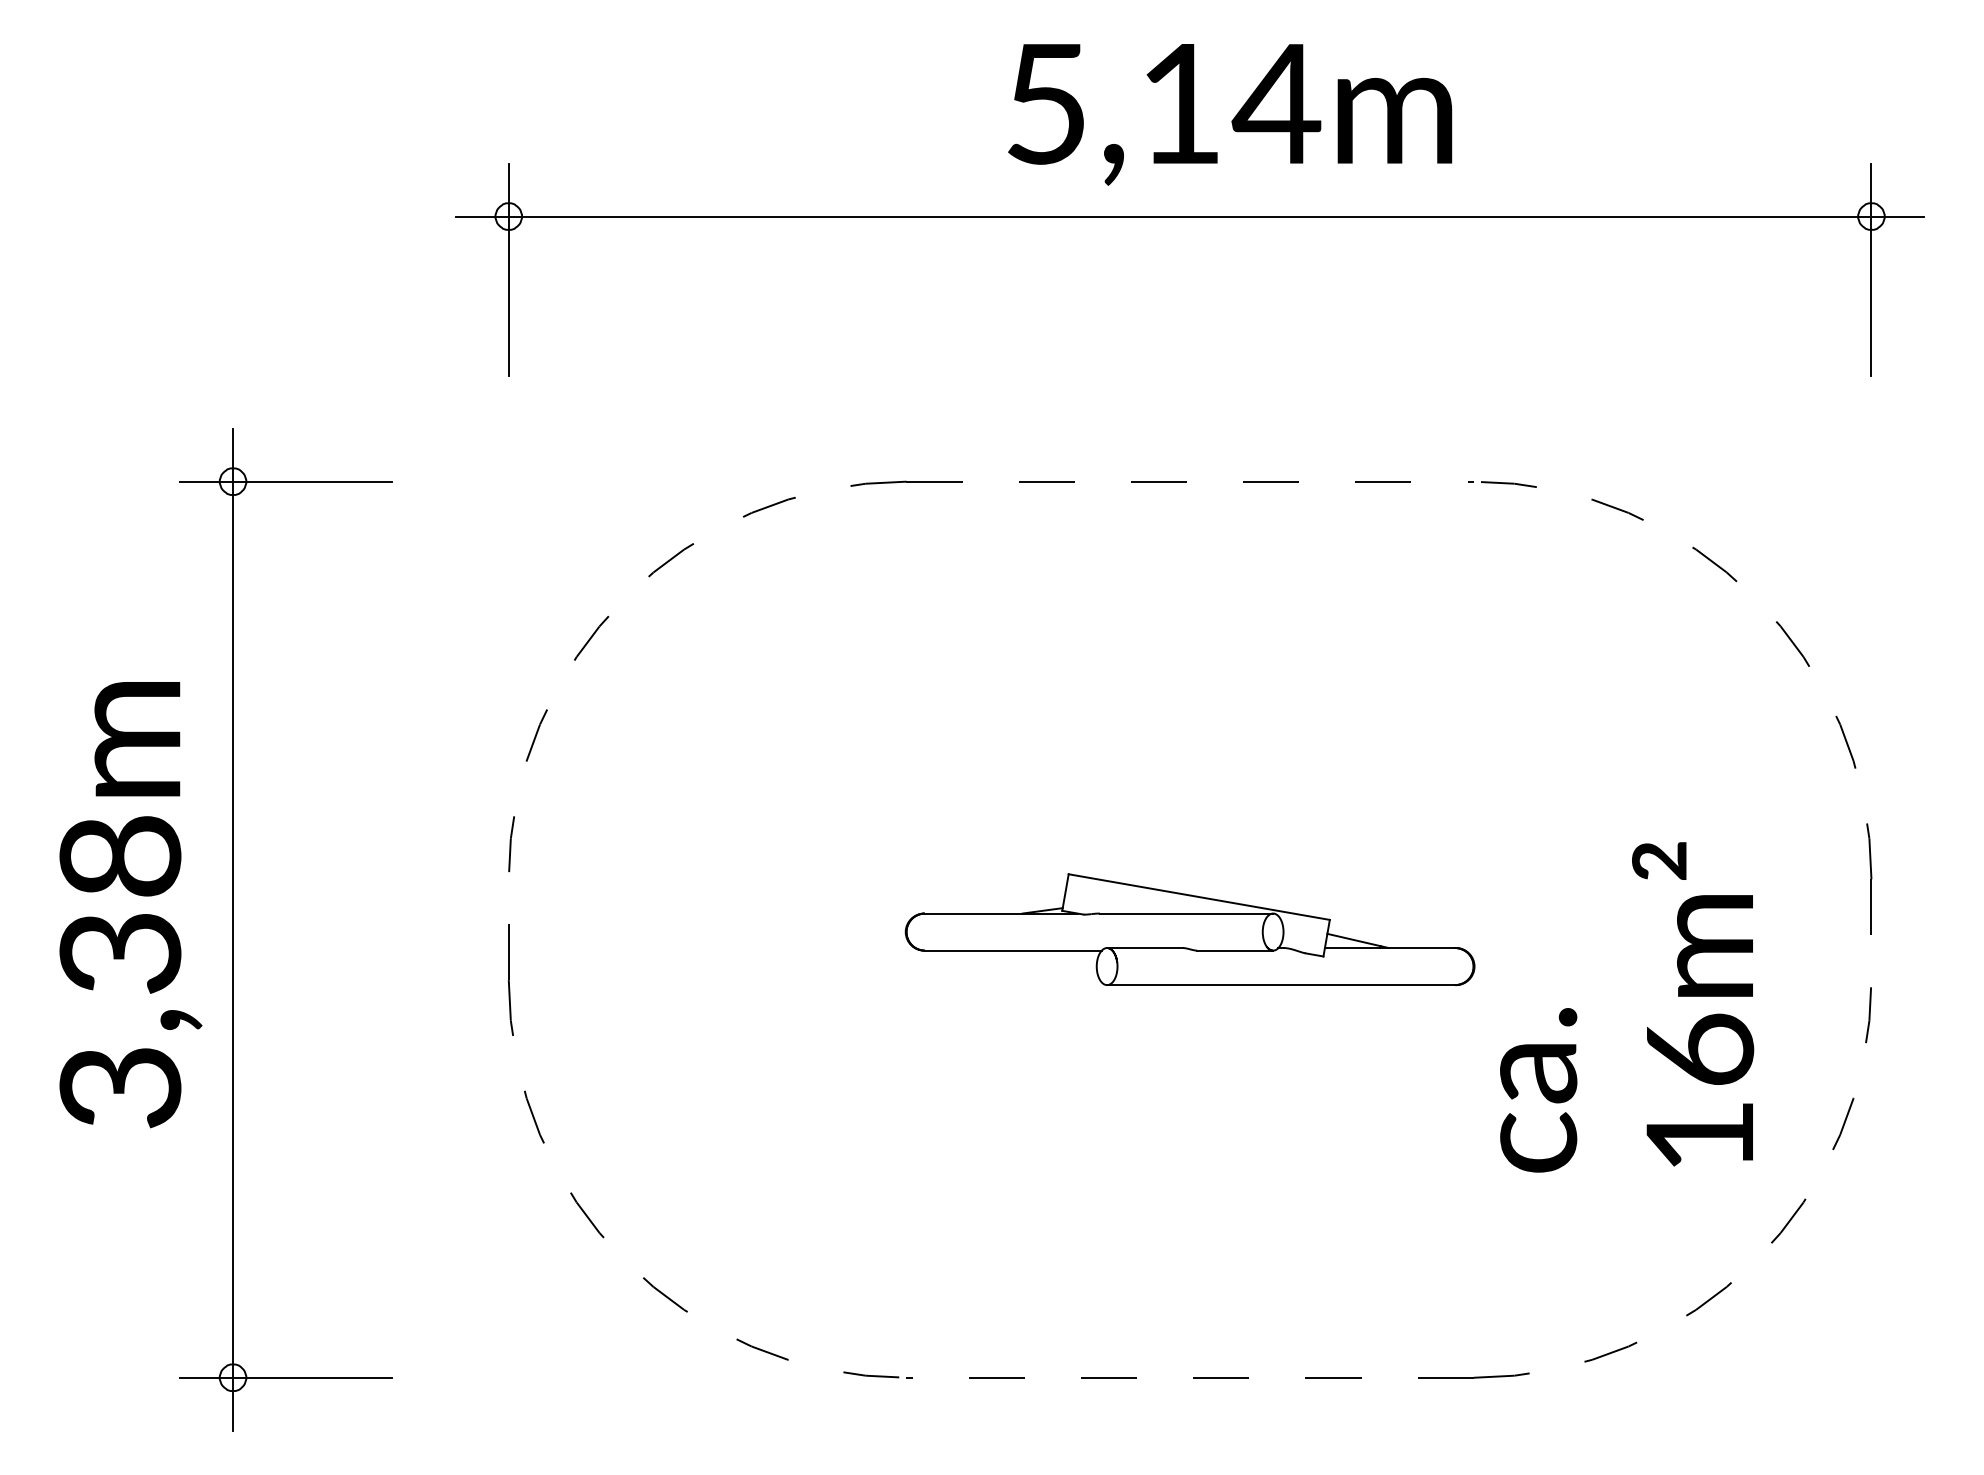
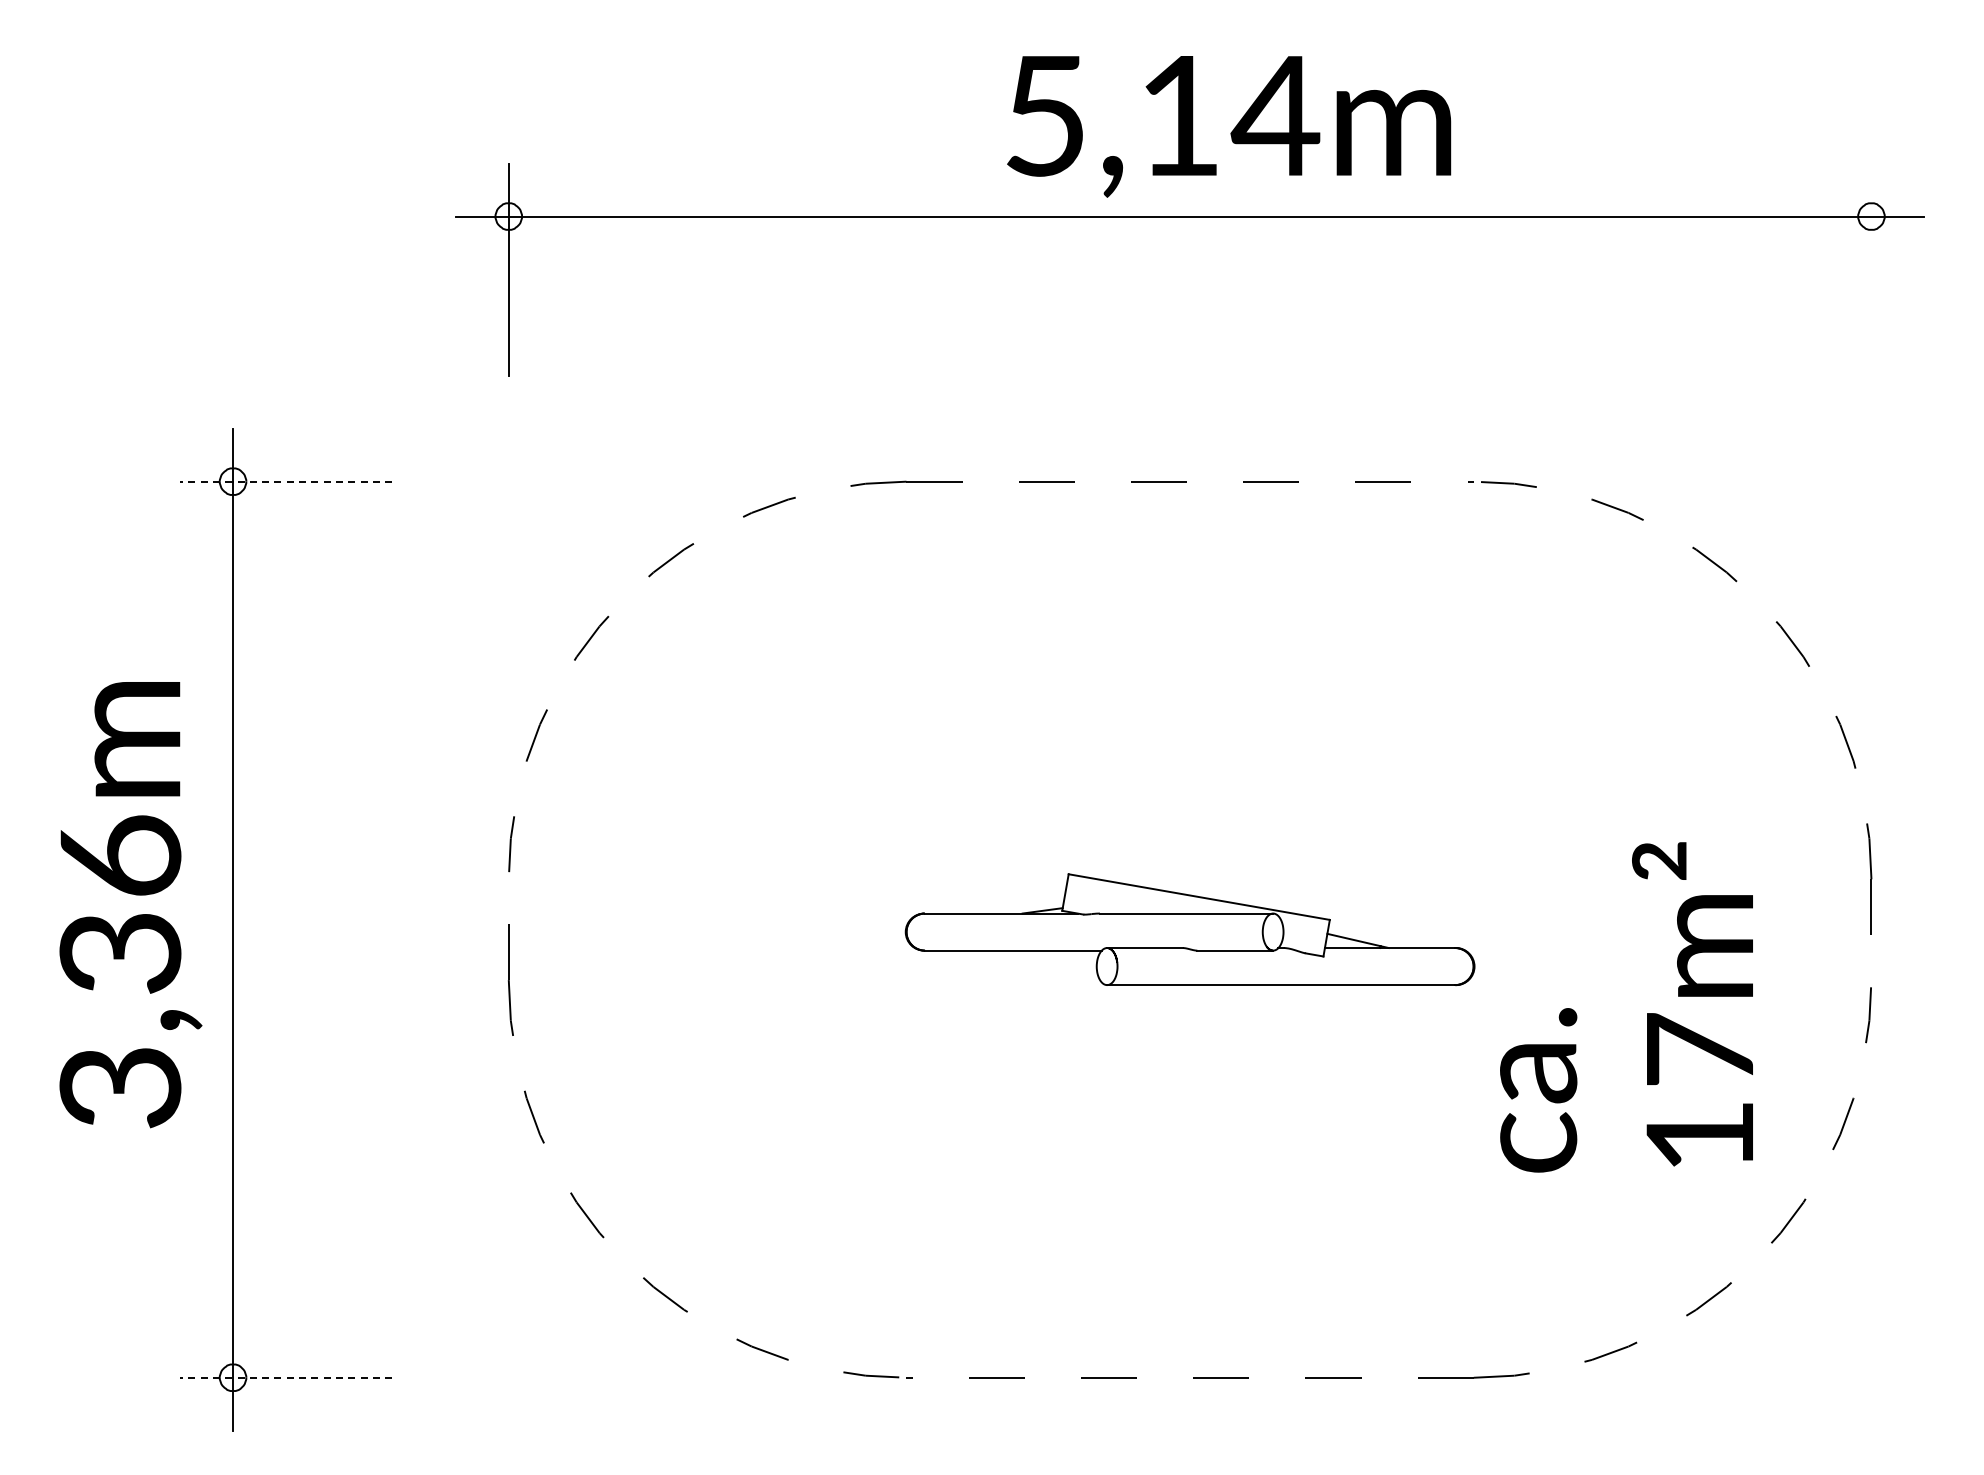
text position: (1230, 114) -> (1229, 126) (1229, 126)
line: present -> none (1871, 269)
line: solid -> dashed (285, 481)
text: 3,38m -> 3,36m (119, 855)
text: 16m² -> 17m² (1700, 1048)
line: solid -> dashed (285, 1377)
